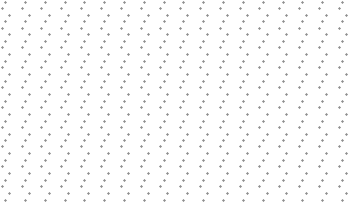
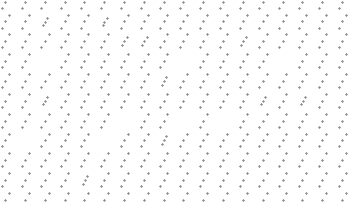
part size: 11x16 px -> 7x10 px (45, 21)
part size: 10x16 px -> 7x10 px (105, 21)
part size: 10x16 px -> 8x11 px (124, 41)
part size: 10x16 px -> 8x11 px (144, 41)
part size: 10x16 px -> 8x11 px (243, 41)
part: present -> none (45, 60)
part: present -> none (183, 60)
part: present -> none (282, 60)
part size: 10x16 px -> 7x11 px (164, 81)
part size: 11x16 px -> 7x10 px (45, 100)
part size: 11x16 px -> 7x10 px (263, 100)
part size: 10x16 px -> 7x10 px (303, 100)
part: present -> none (124, 120)
part: present -> none (183, 120)
part: present -> none (223, 120)
part: present -> none (25, 140)
part: present -> none (104, 140)
part size: 10x15 px -> 7x11 px (164, 140)
part size: 10x16 px -> 7x11 px (85, 180)
